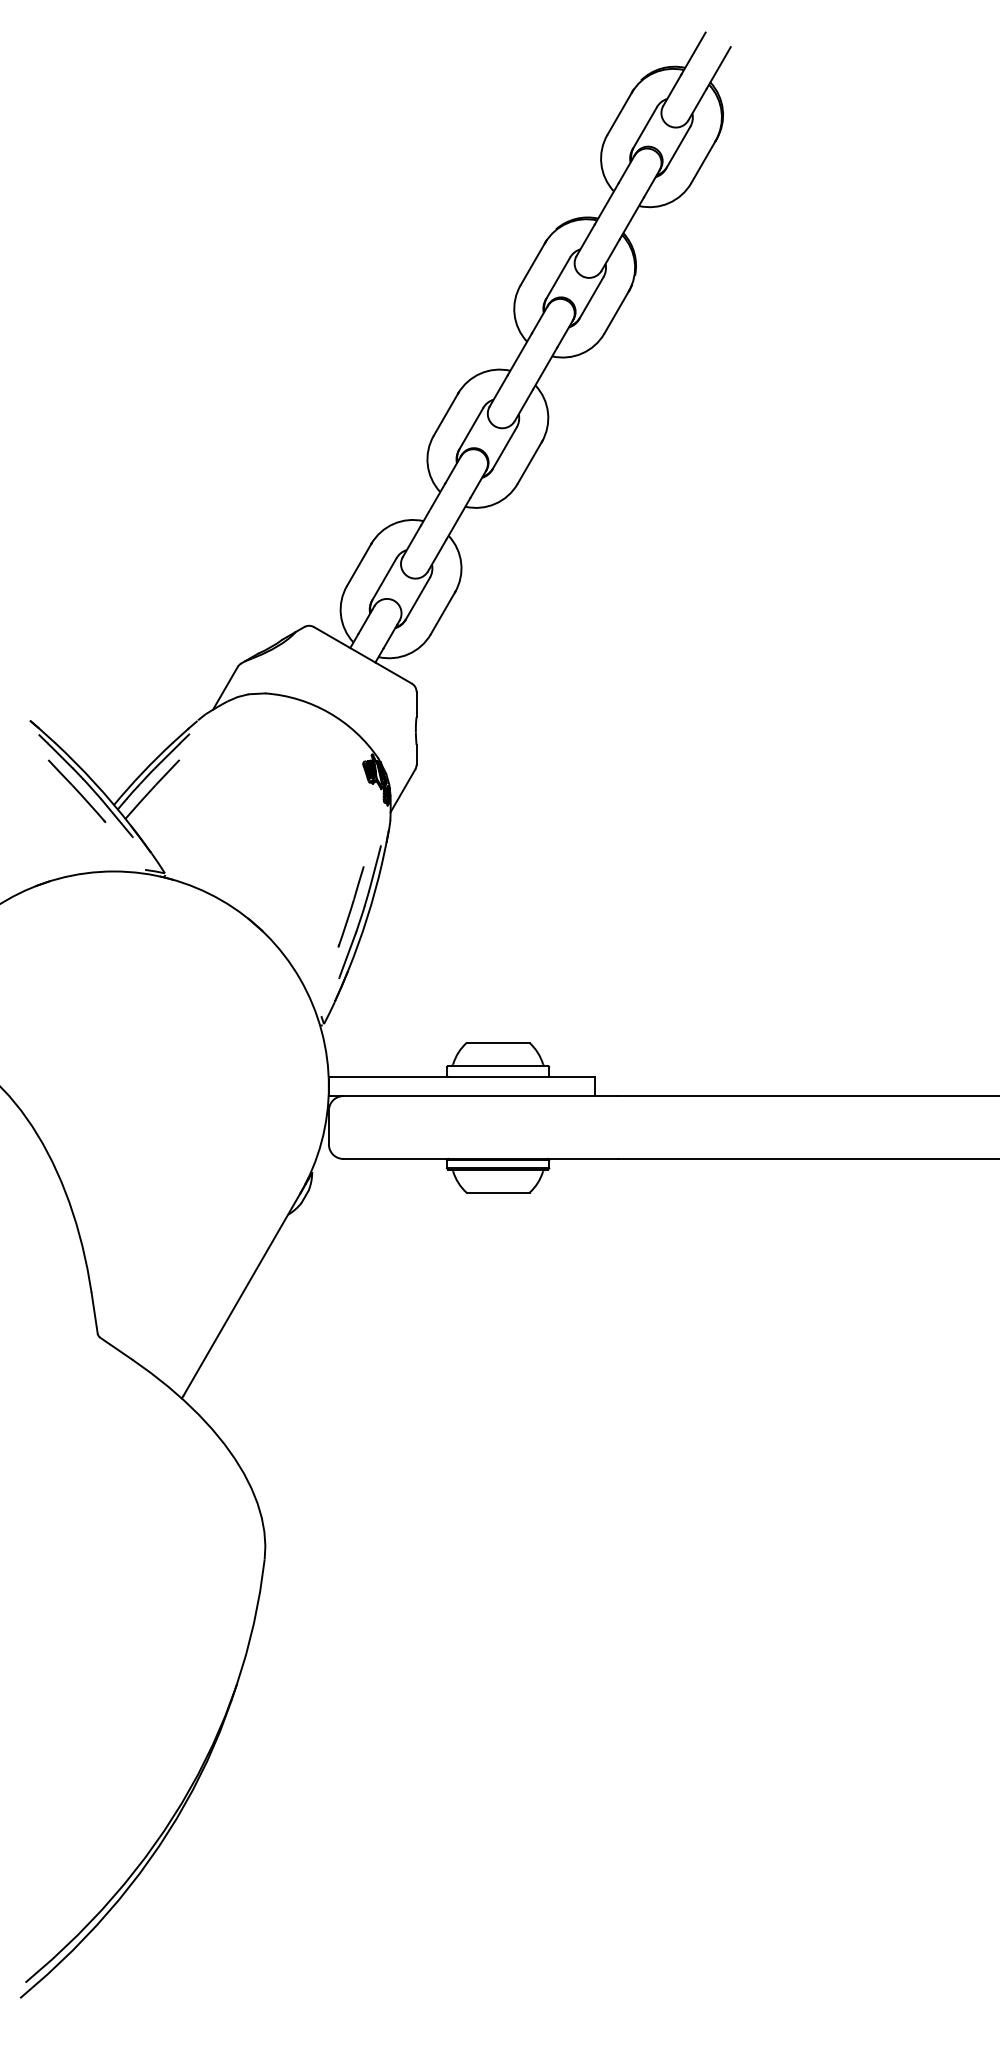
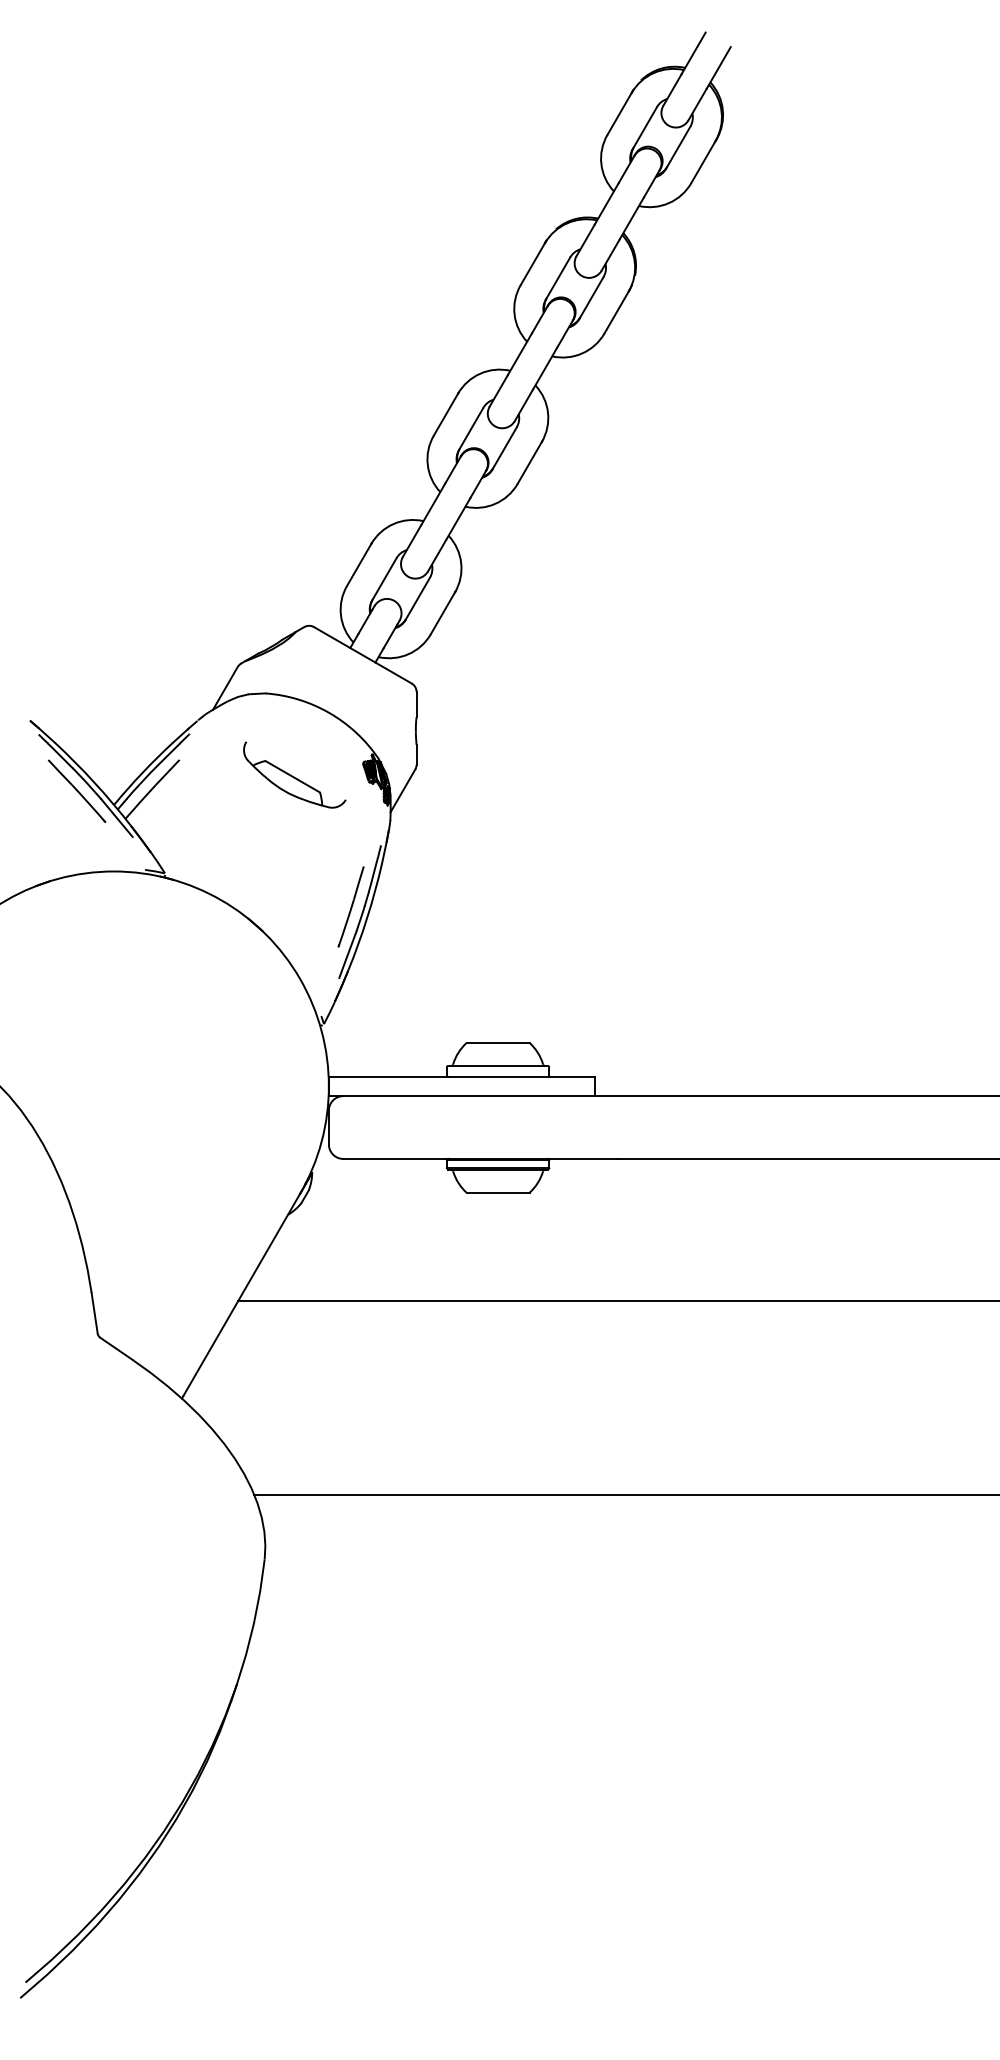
part: none -> present (294, 774)
line: none -> present (617, 1301)
line: none -> present (625, 1494)
